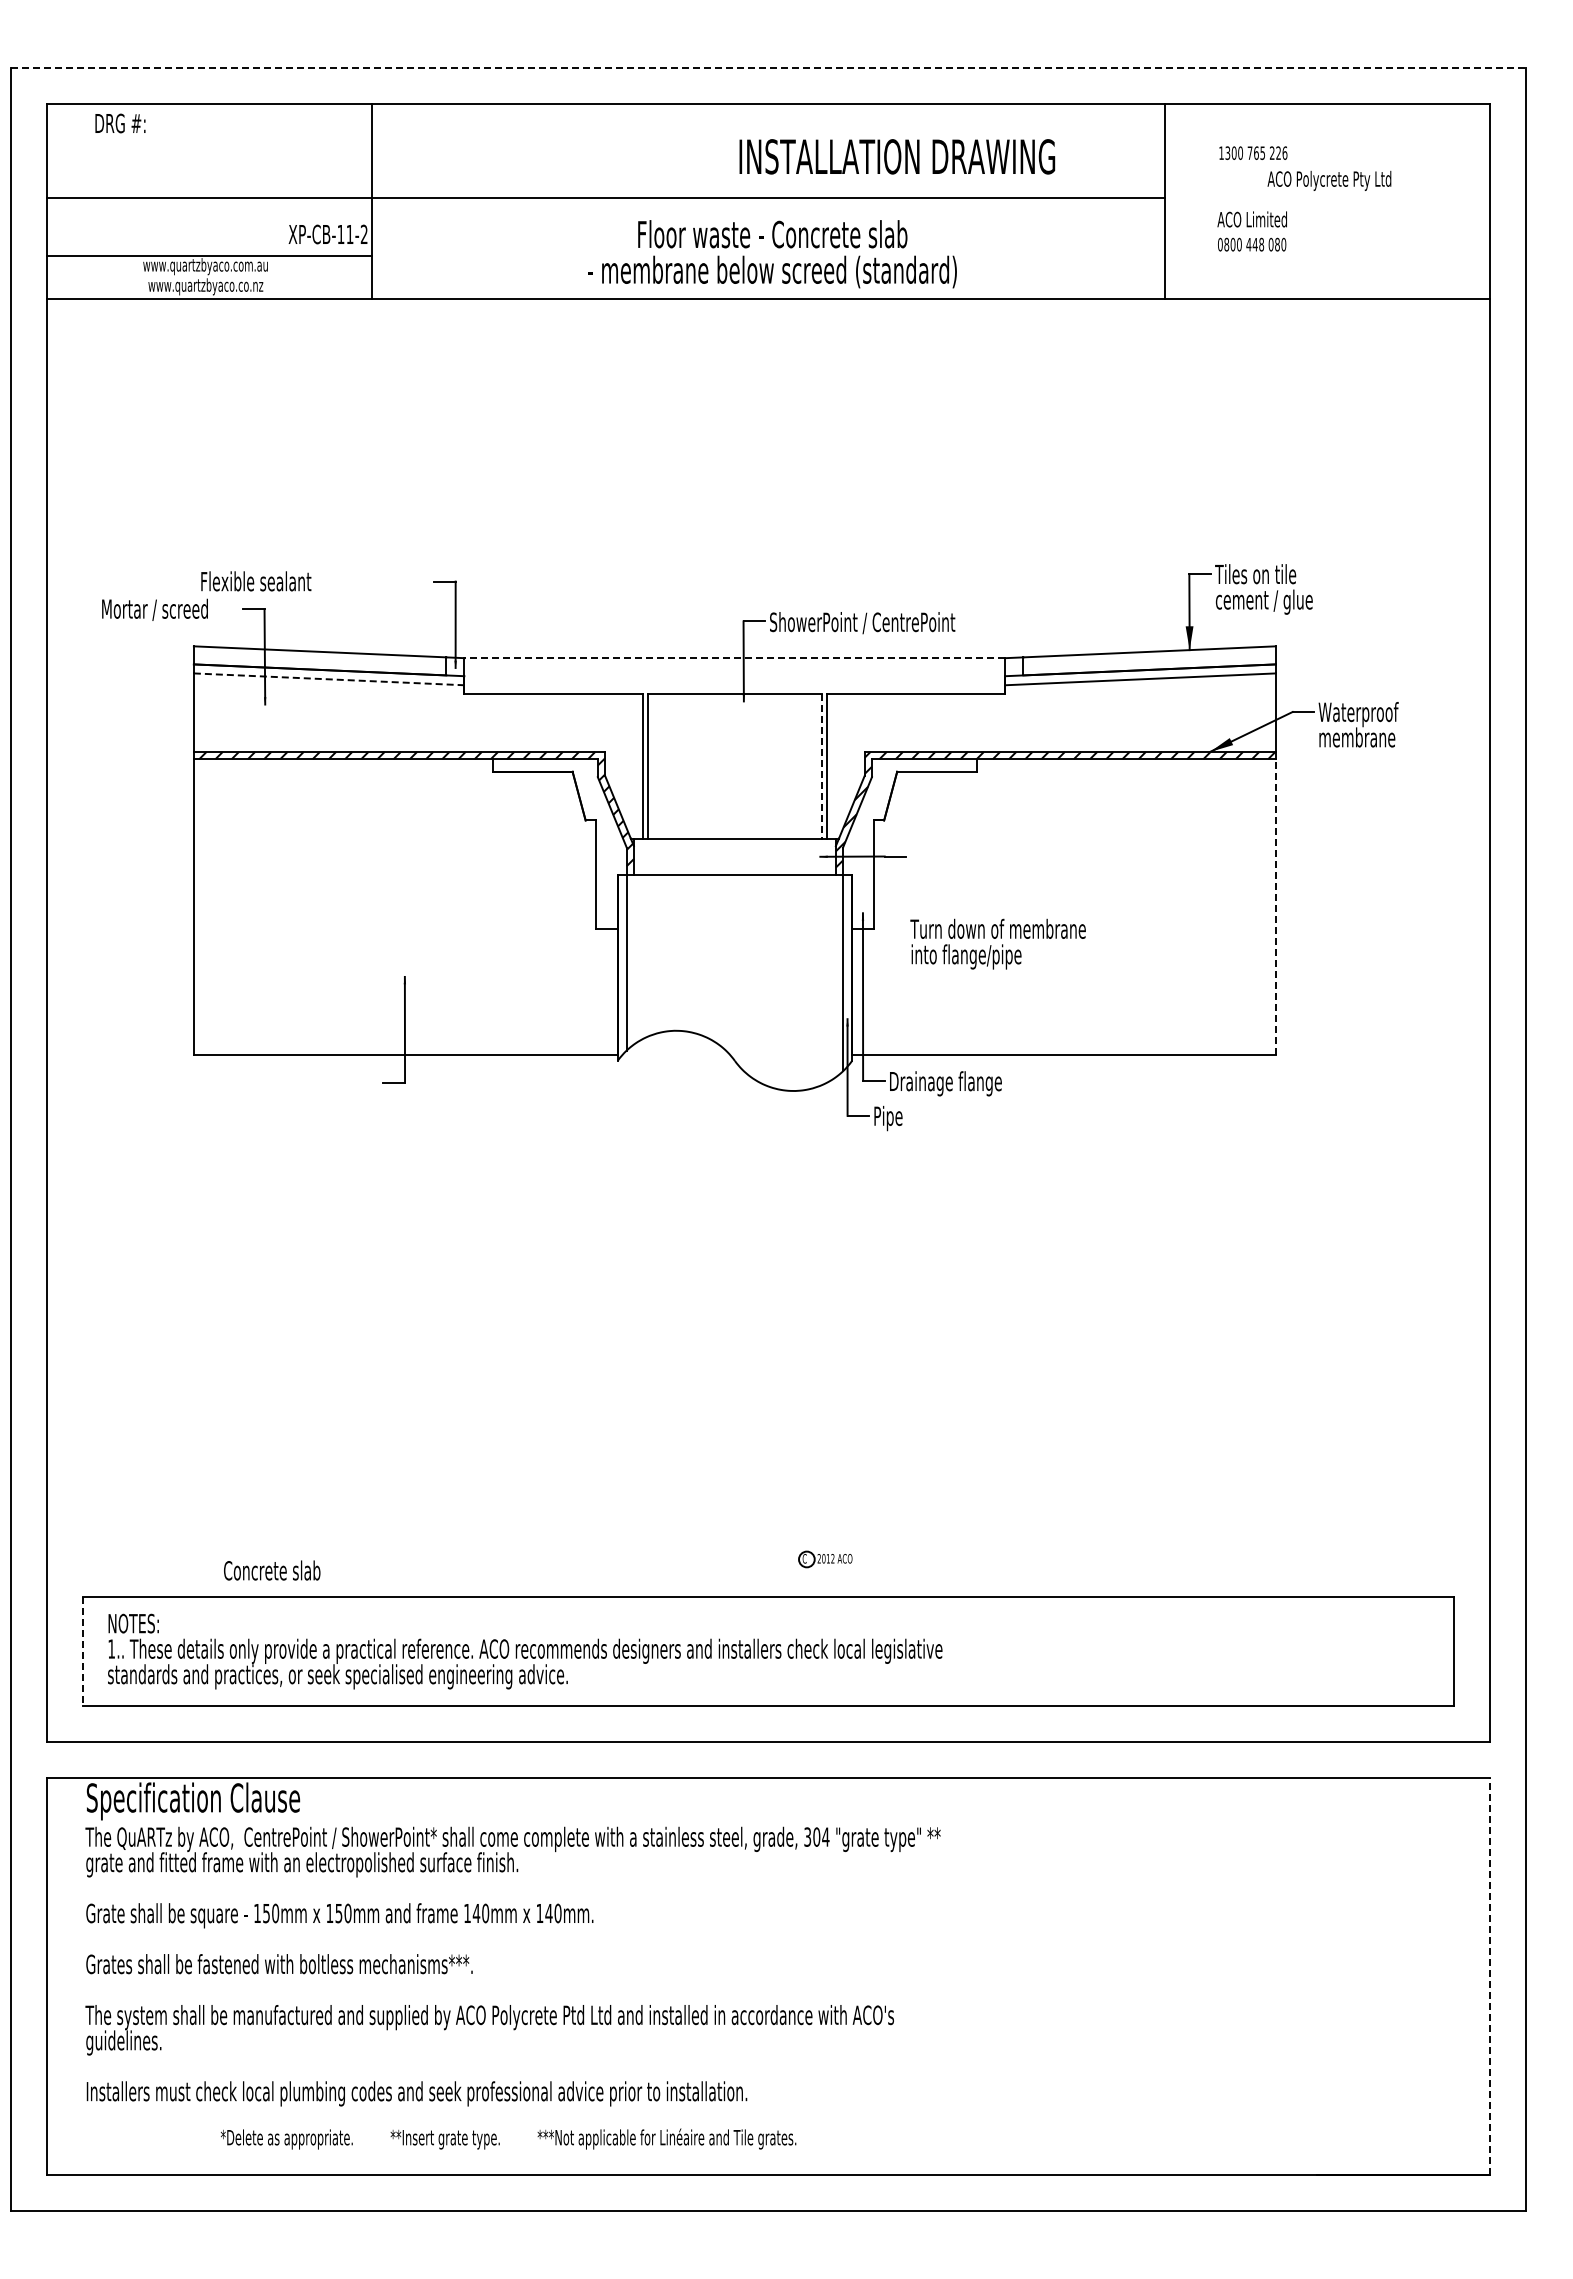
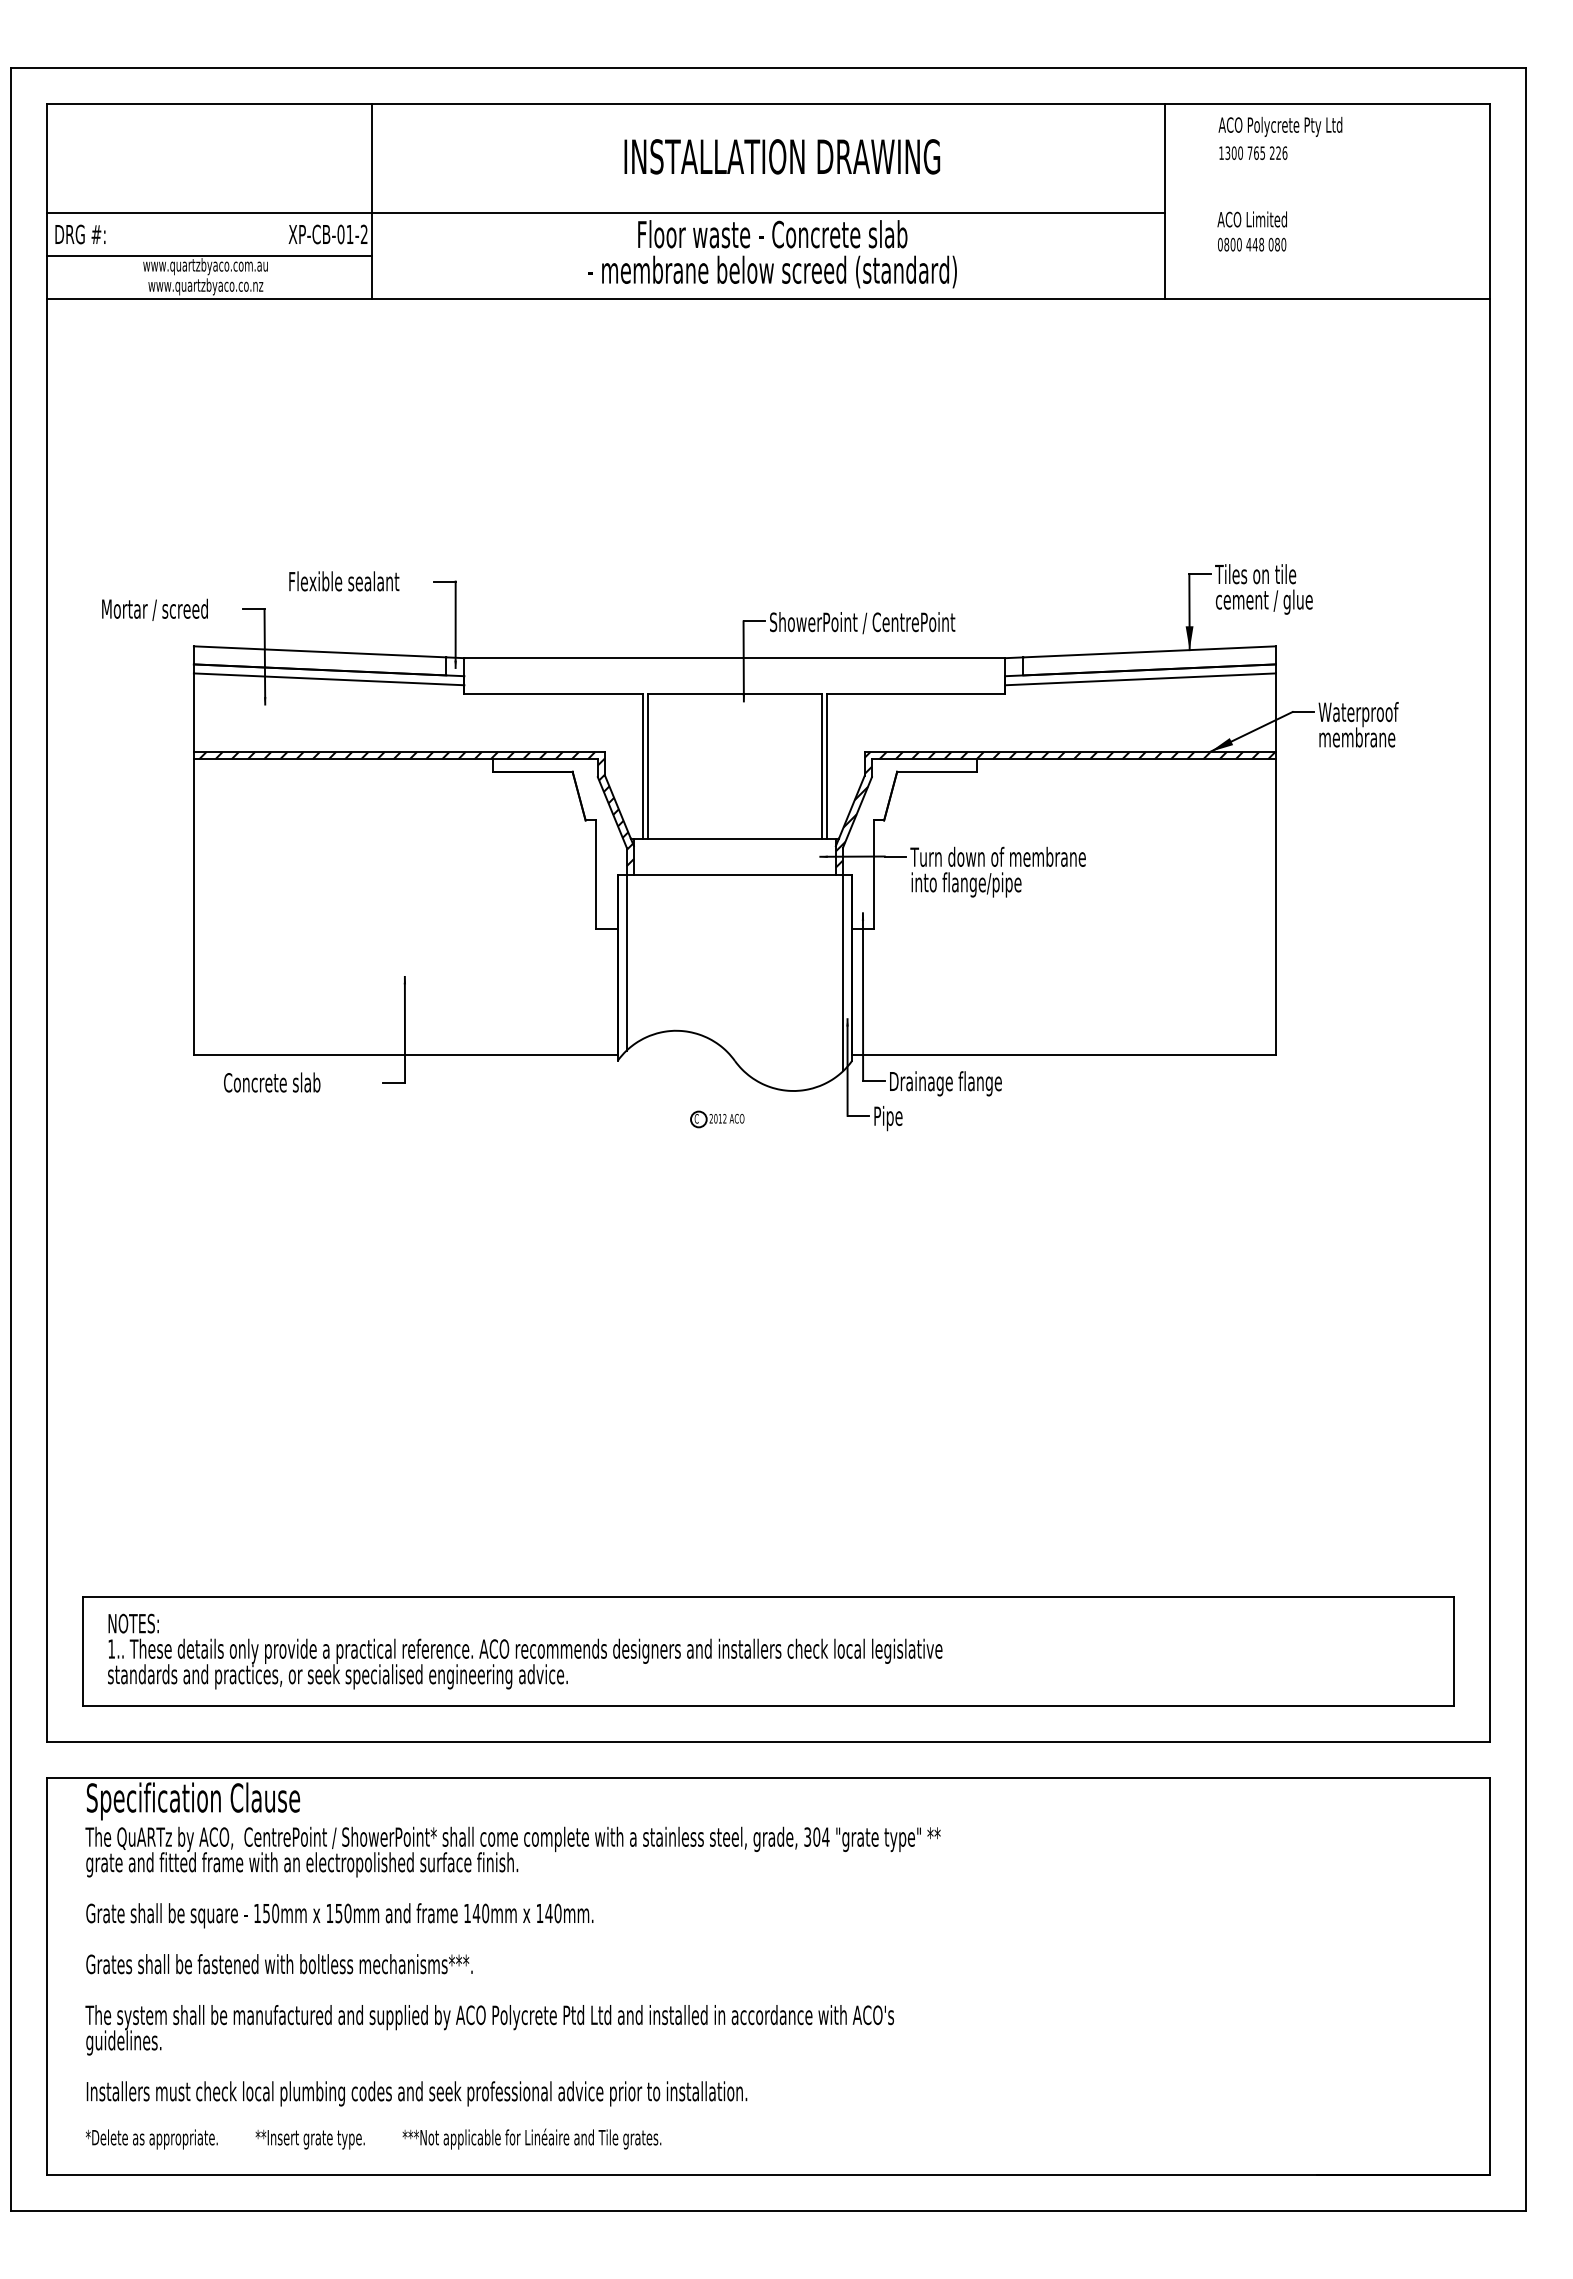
line: dashed -> solid (768, 68)
text position: (120, 123) -> (80, 234) (80, 234)
text position: (897, 156) -> (782, 156) (782, 156)
text position: (1329, 180) -> (1280, 126) (1280, 126)
line position: (606, 197) -> (606, 212) (606, 212)
text: XP-CB-11-2 -> XP-CB-01-2 (340, 234)
text position: (256, 581) -> (344, 581) (344, 581)
line: dashed -> solid (734, 658)
line: dashed -> solid (329, 679)
line: dashed -> solid (822, 766)
line: dashed -> solid (1275, 907)
text position: (997, 943) -> (997, 871) (997, 871)
part position: (825, 1559) -> (717, 1119) (717, 1119)
text position: (272, 1570) -> (272, 1082) (272, 1082)
line: dashed -> solid (83, 1652)
line: dashed -> solid (1489, 1975)
text position: (508, 2138) -> (373, 2138) (373, 2138)
